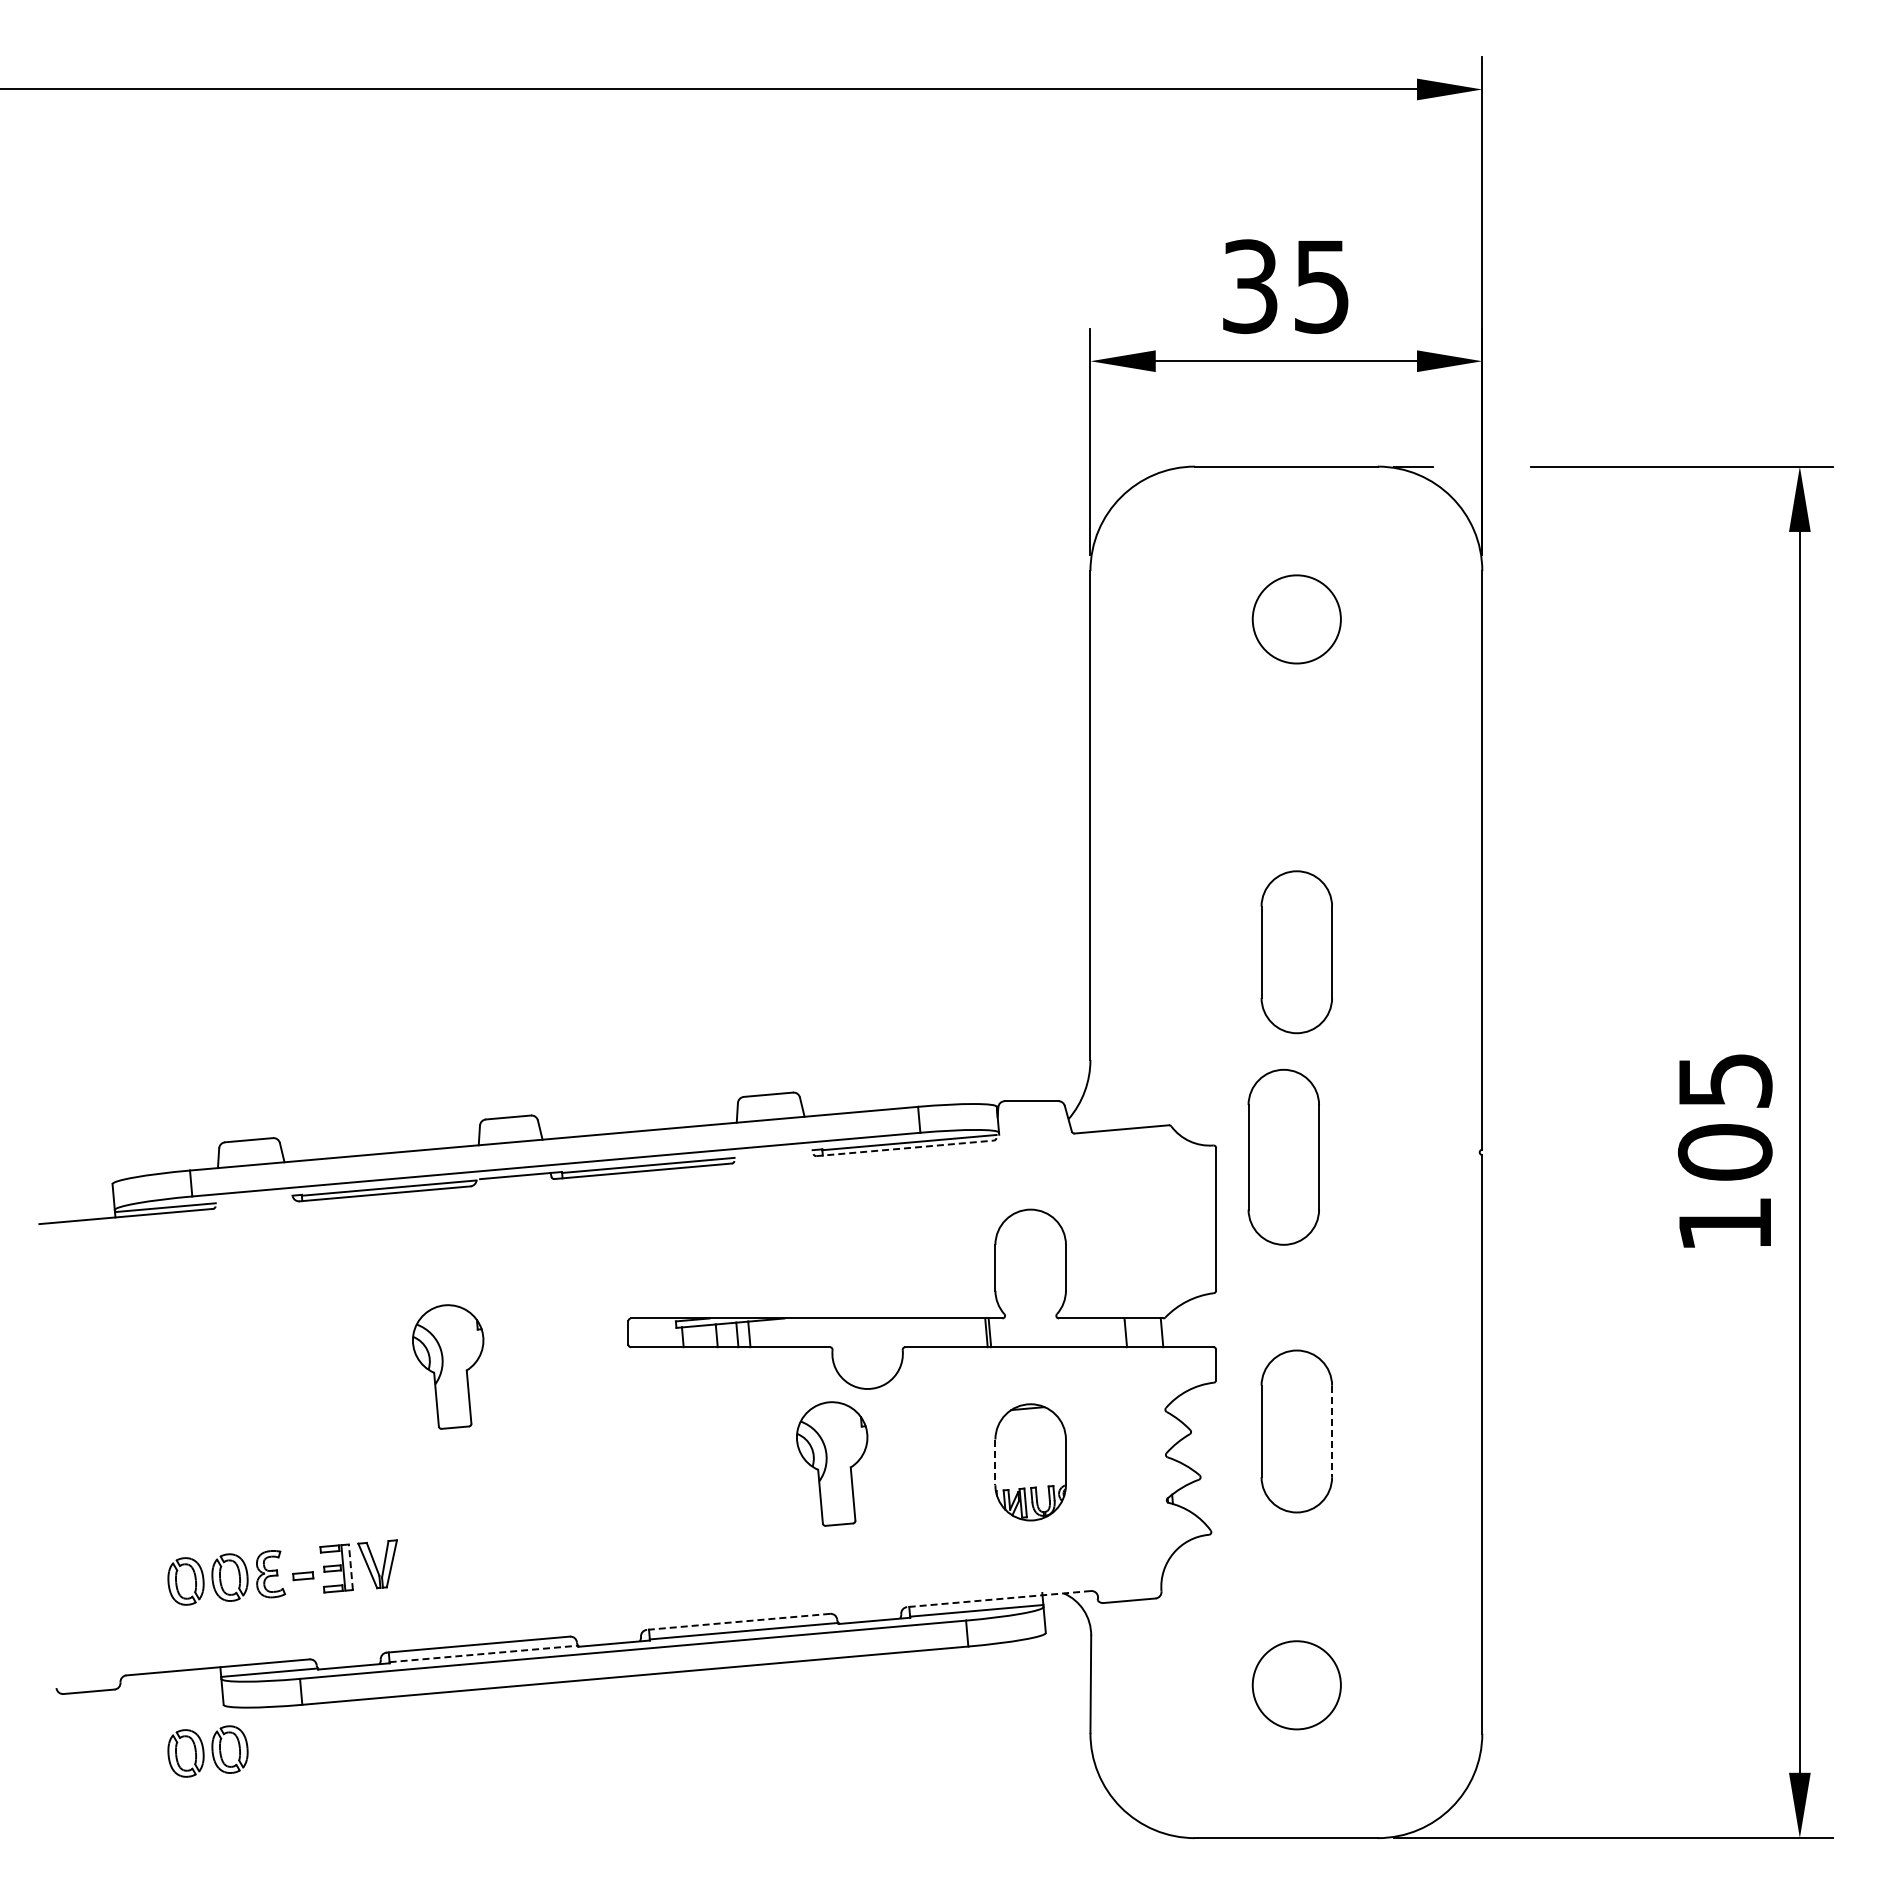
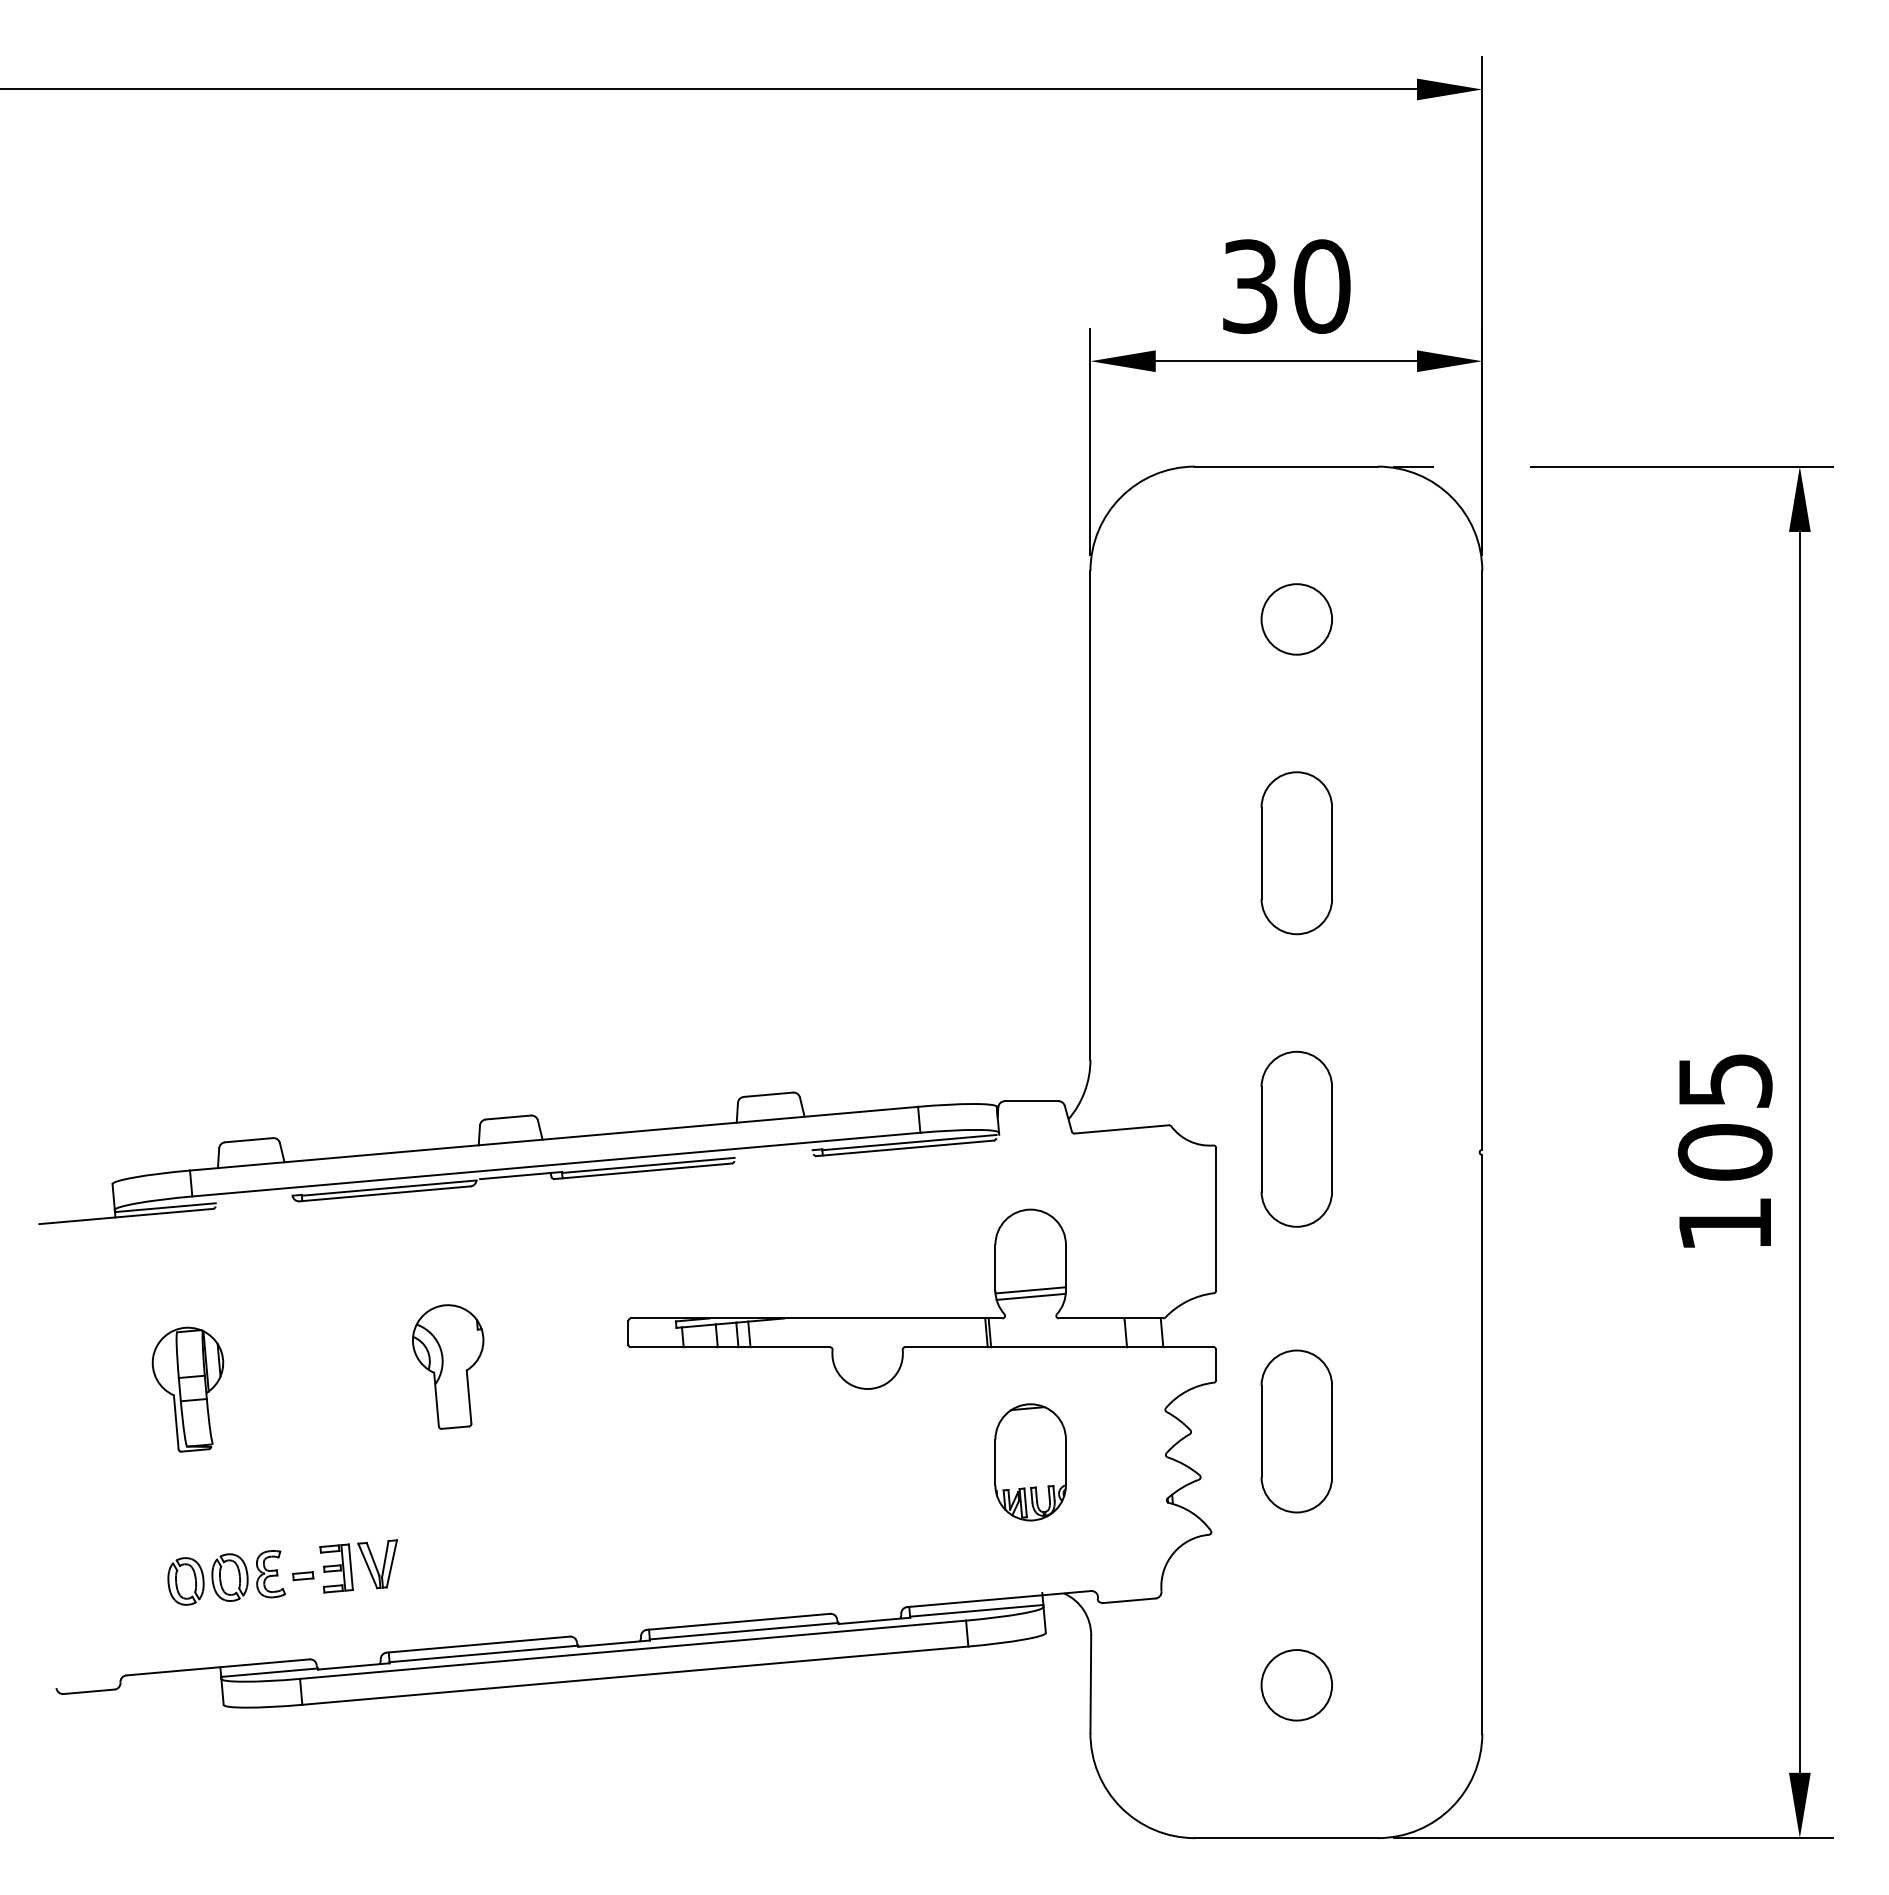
text: 35 -> 30 (1321, 286)
circle diameter: 88 px -> 71 px (1296, 619)
part position: (1296, 952) -> (1296, 853) (1296, 853)
line: dashed -> solid (905, 1148)
part position: (1283, 1156) -> (1296, 1138) (1296, 1138)
line: none -> present (1030, 1290)
line: none -> present (1030, 1296)
part: none -> present (187, 1389)
line: dashed -> solid (1332, 1431)
line: dashed -> solid (995, 1462)
part: present -> none (832, 1463)
line: dashed -> solid (350, 1567)
line: dashed -> solid (998, 1599)
line: dashed -> solid (738, 1621)
line: dashed -> solid (483, 1653)
circle diameter: 88 px -> 71 px (1296, 1685)
part: present -> none (207, 1751)
